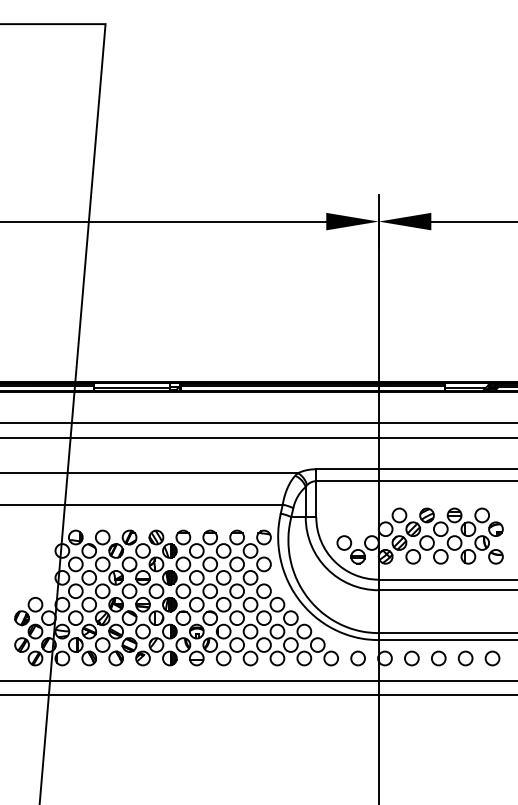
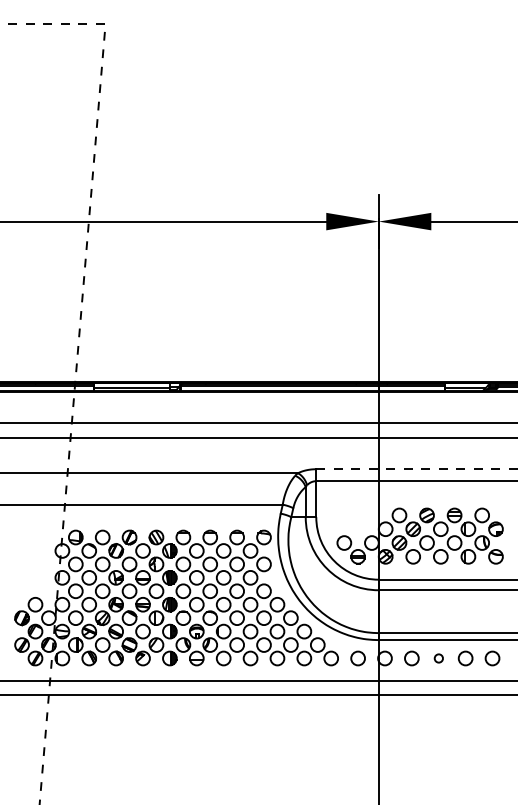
line: solid -> dashed (77, 361)
line: solid -> dashed (417, 469)
circle size: 16x17 px -> 11x11 px (438, 658)
